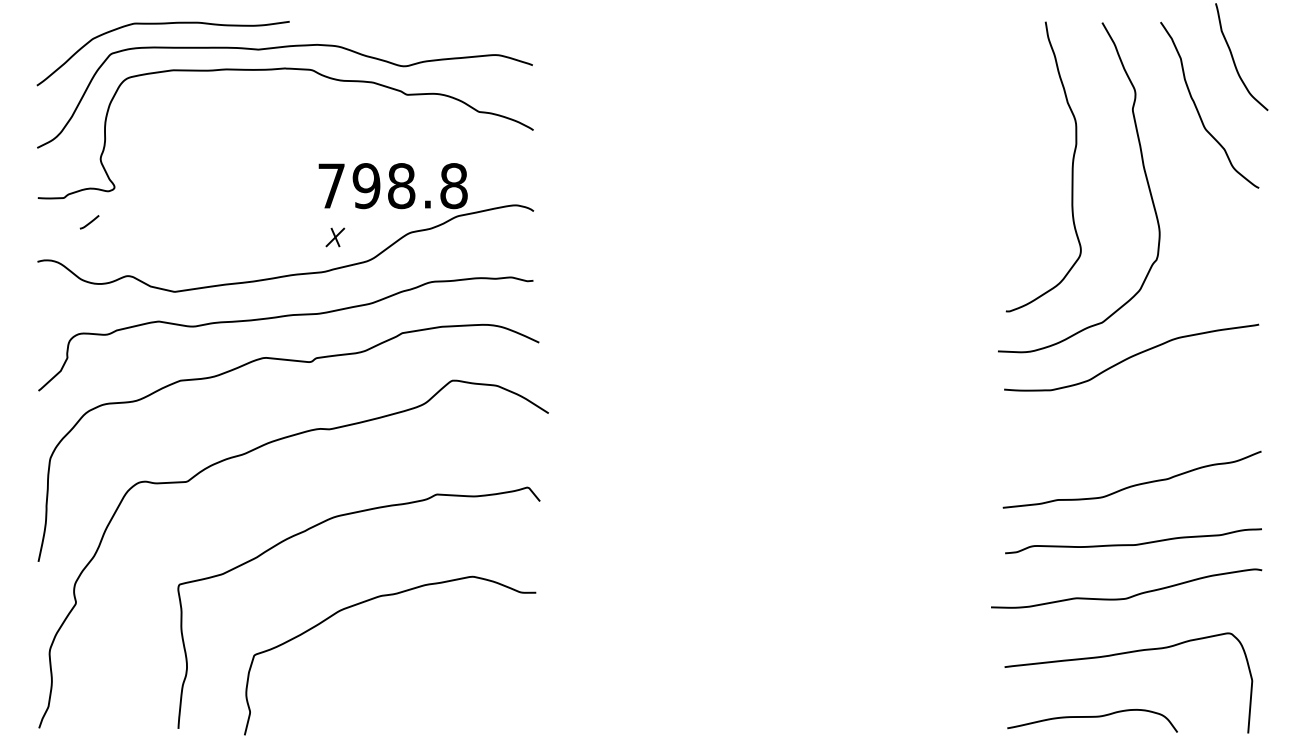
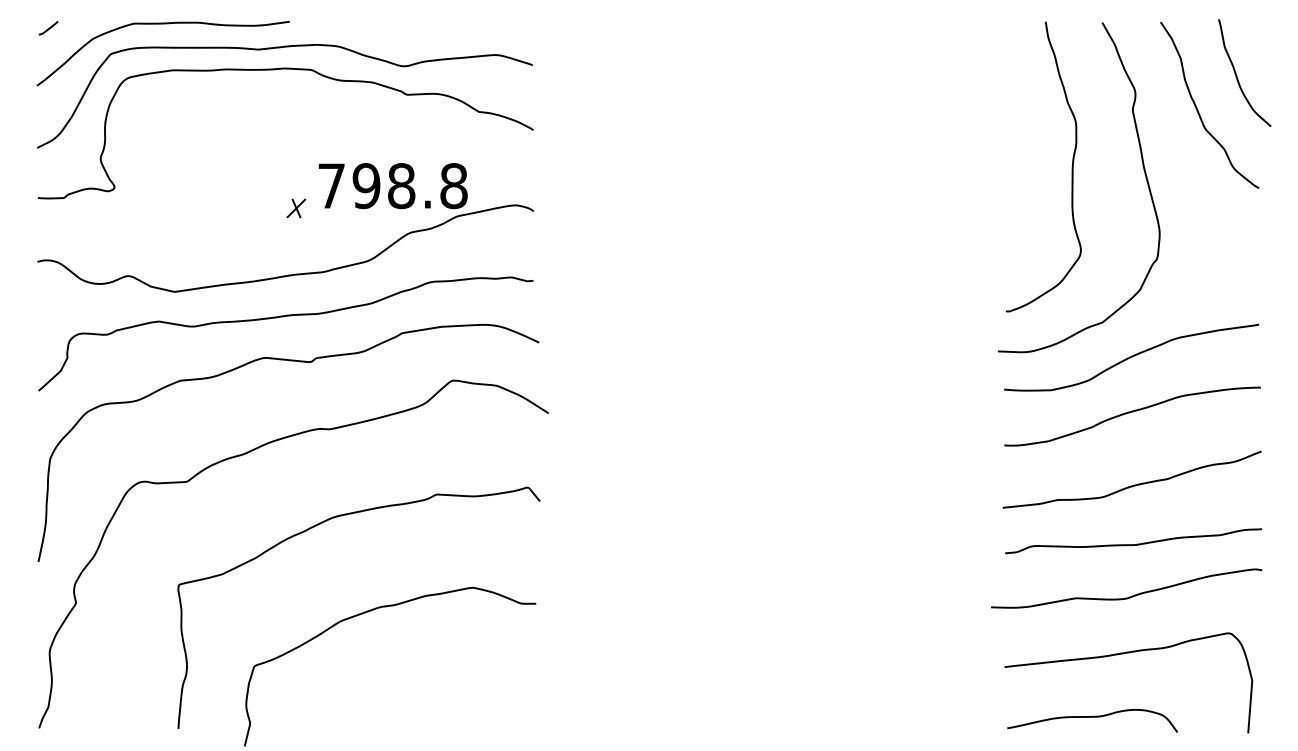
curve position: (1234, 59) -> (1237, 75) (1237, 75)
line position: (89, 222) -> (48, 28) (48, 28)
part position: (335, 237) -> (296, 208) (296, 208)
curve: none -> present (1132, 412)
curve position: (371, 600) -> (371, 611) (371, 611)
